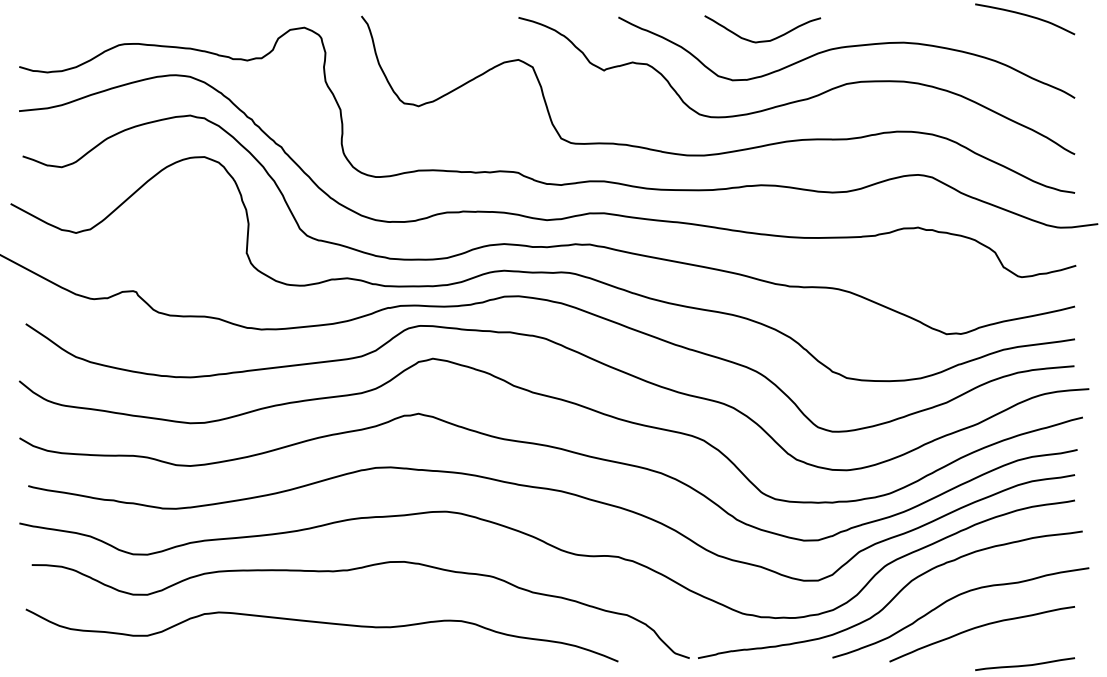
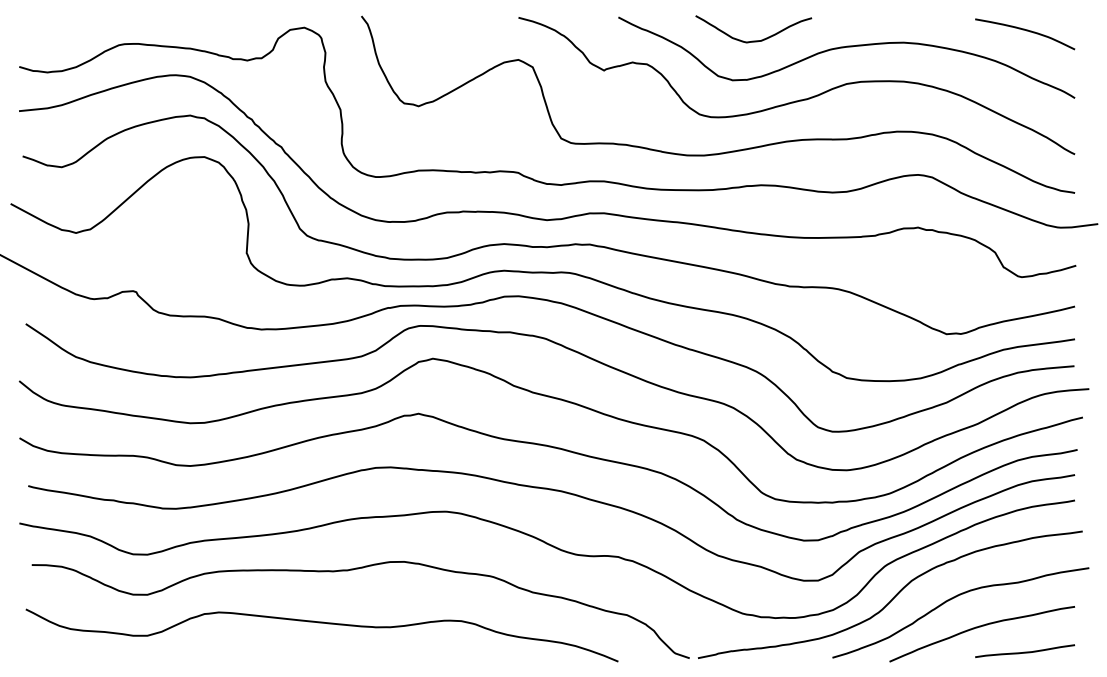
curve position: (1026, 16) -> (1026, 31) (1026, 31)
curve position: (762, 40) -> (753, 40) (753, 40)
curve position: (1024, 664) -> (1024, 651) (1024, 651)
